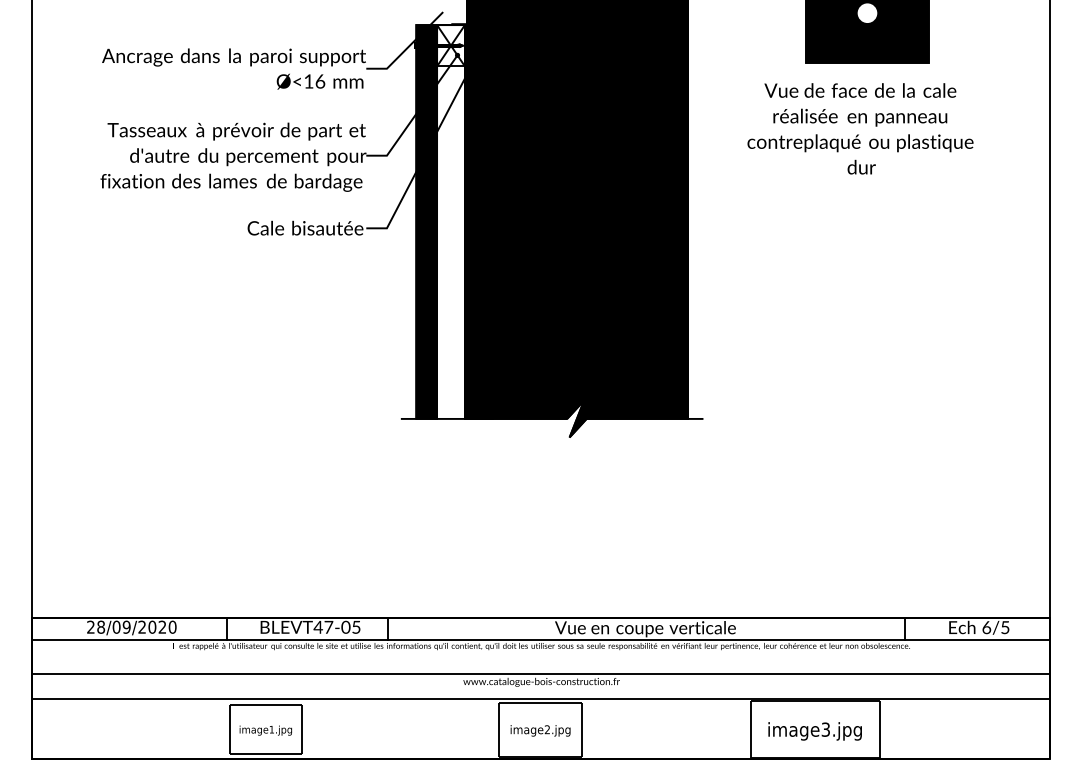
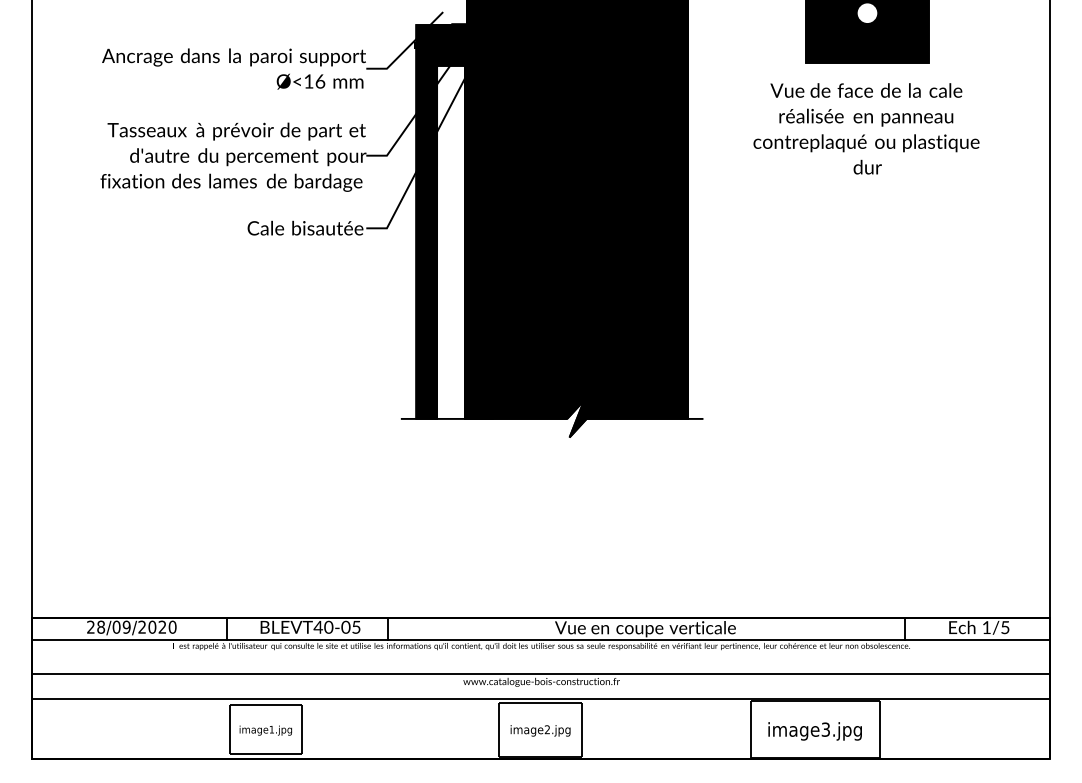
fill: none -> present (450, 45)
text position: (860, 128) -> (866, 128) (866, 128)
text: \c16711848;BLEVT47-05 -> \c16711848;BLEVT40-05 (328, 626)
text: 6/5 -> 1/5 (986, 627)
